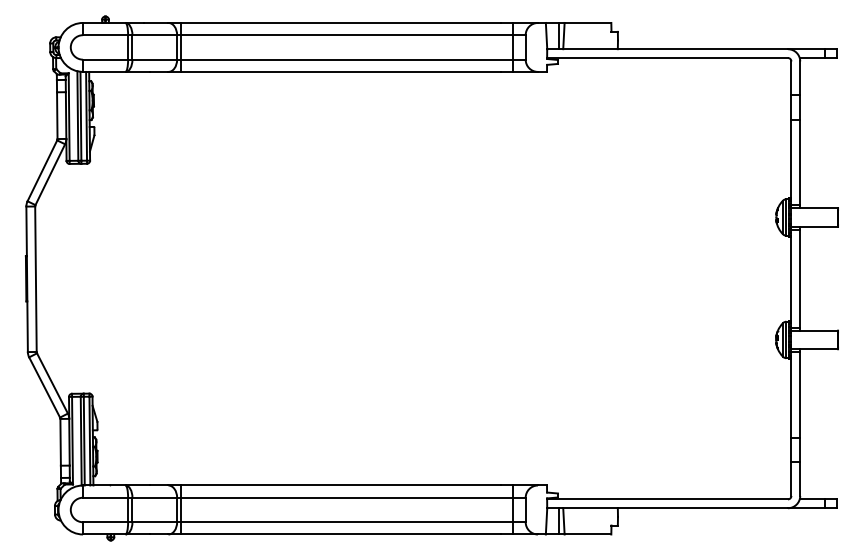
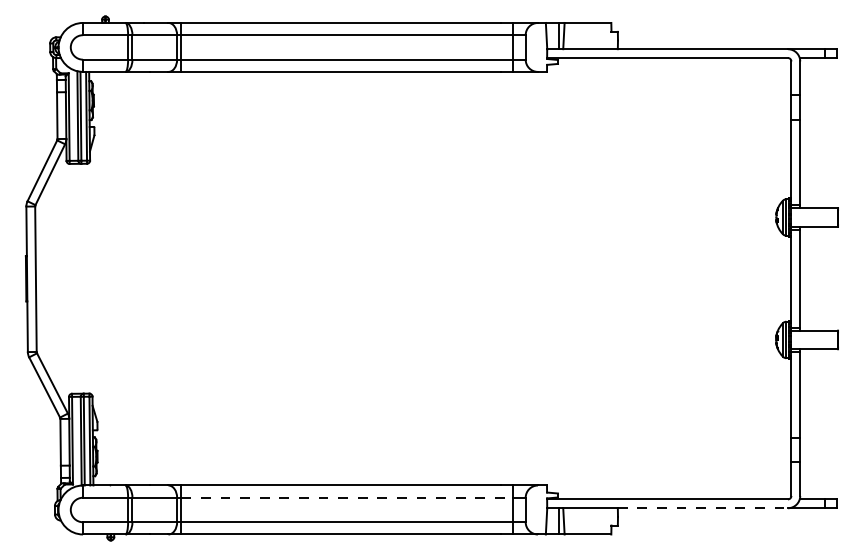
line: solid -> dashed (347, 497)
line: solid -> dashed (703, 508)
